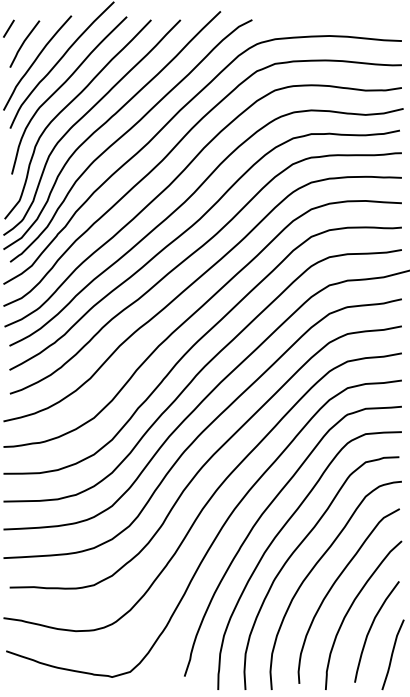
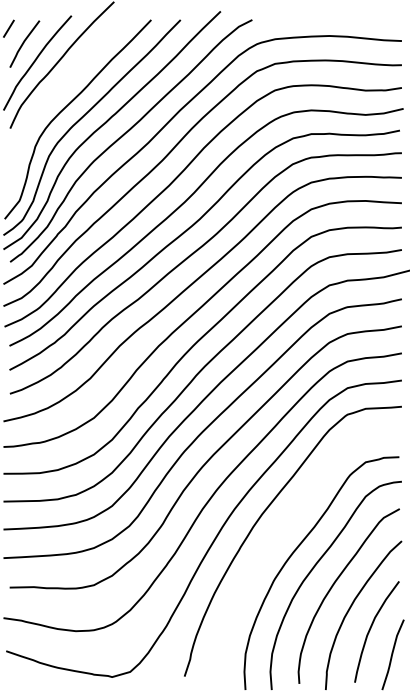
curve: present -> none (61, 87)
curve: present -> none (277, 536)
